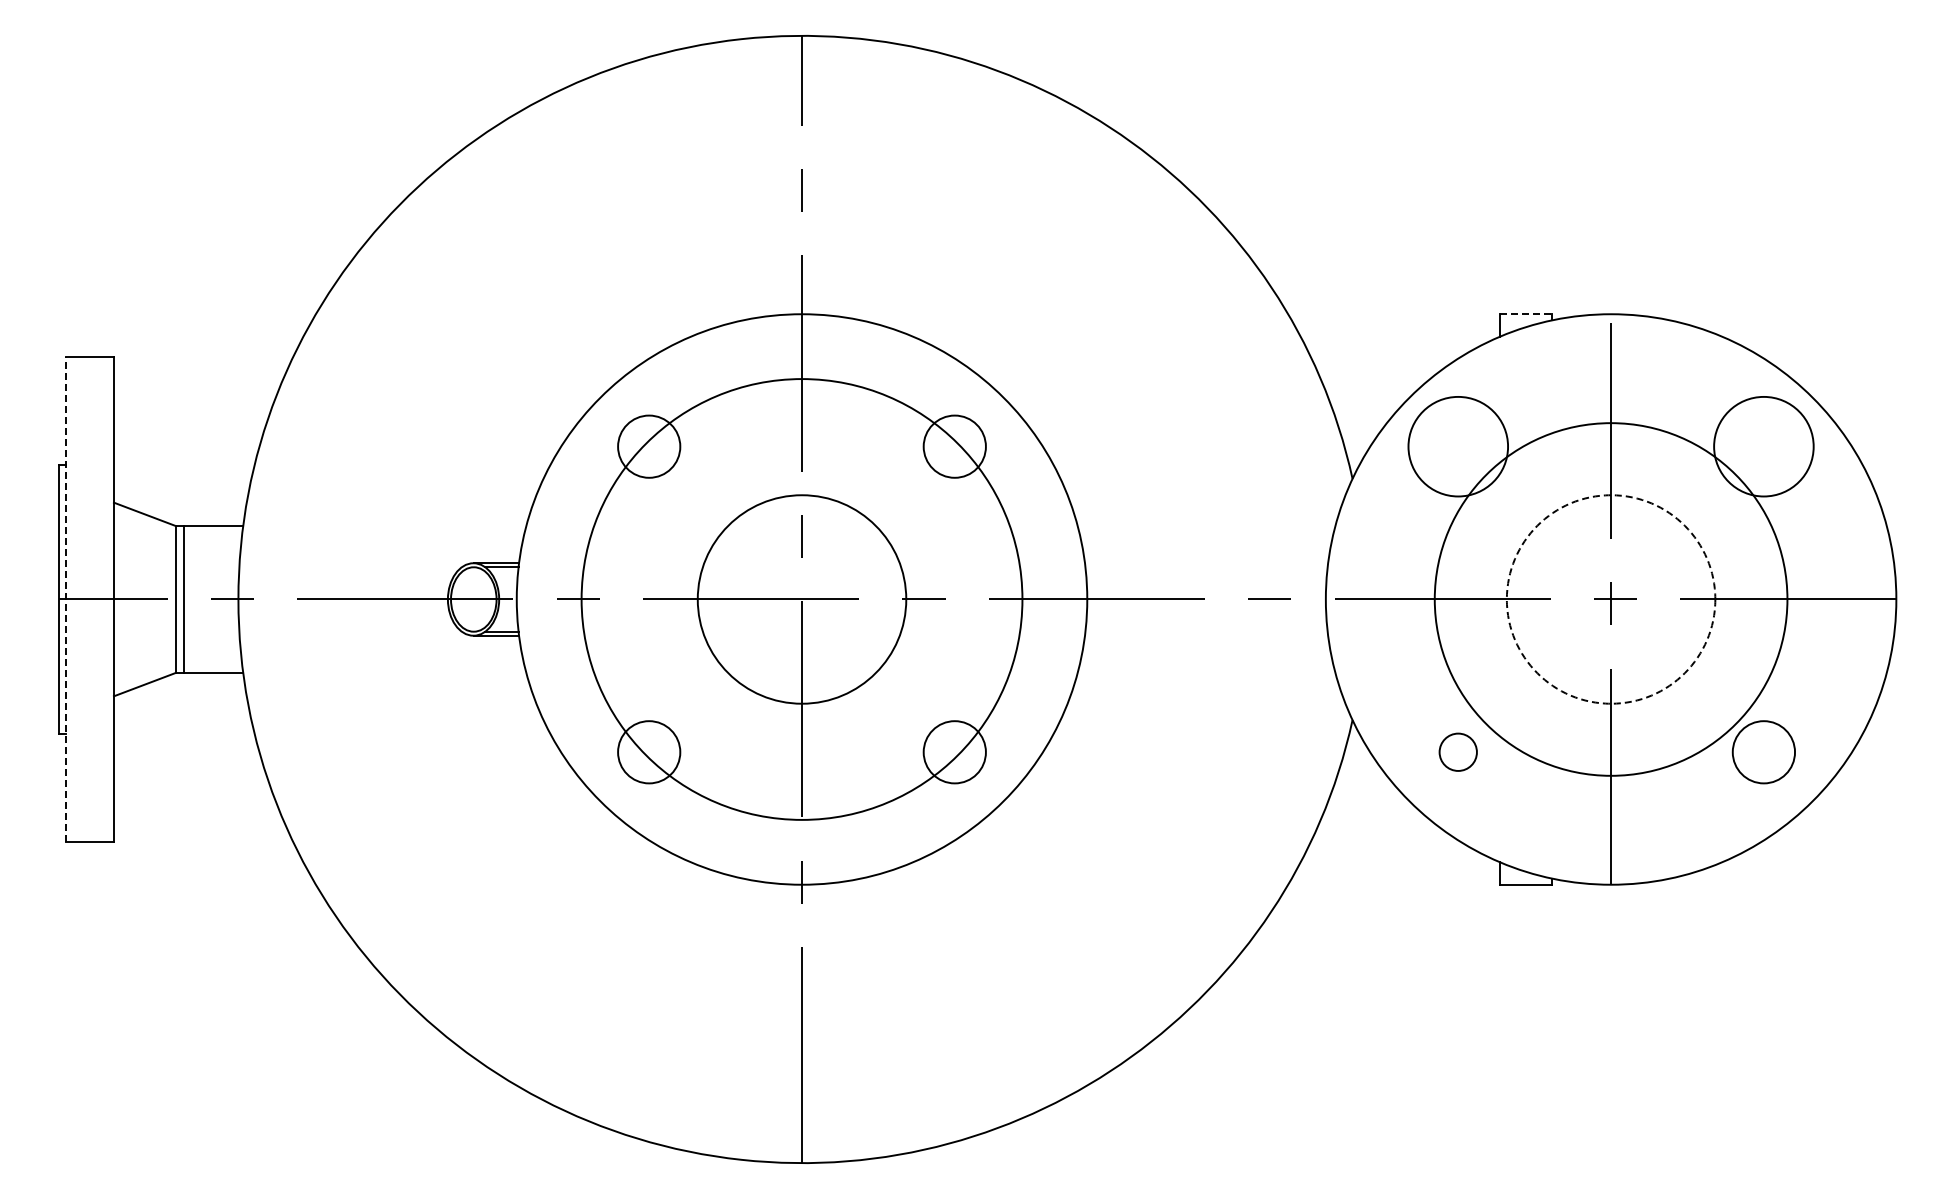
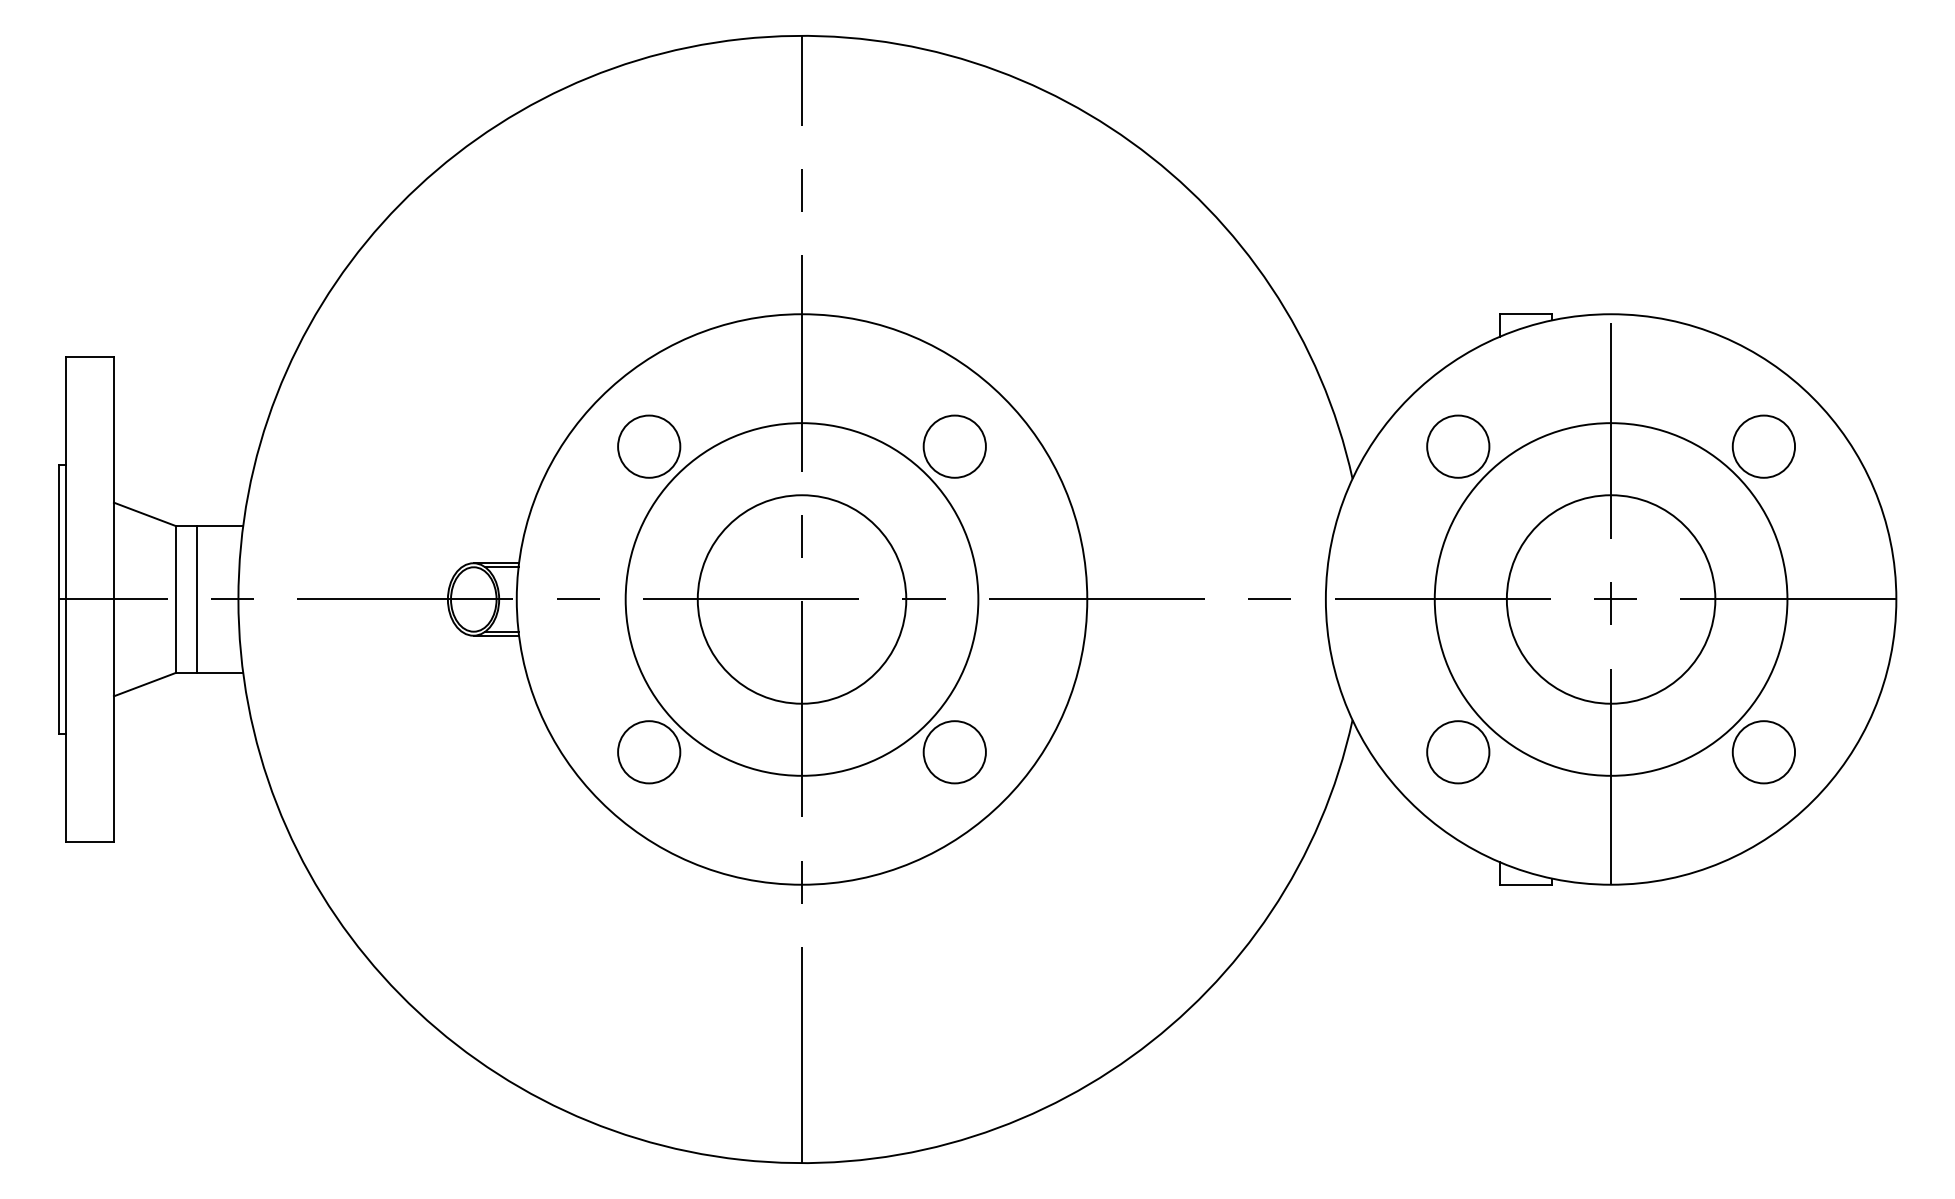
line: dashed -> solid (1526, 314)
circle diameter: 100 px -> 62 px (1458, 446)
circle diameter: 100 px -> 62 px (1763, 446)
line: dashed -> solid (65, 598)
line position: (183, 599) -> (196, 599) (196, 599)
circle diameter: 441 px -> 353 px (801, 599)
circle: dashed -> solid (1610, 599)
circle diameter: 37 px -> 62 px (1458, 752)
